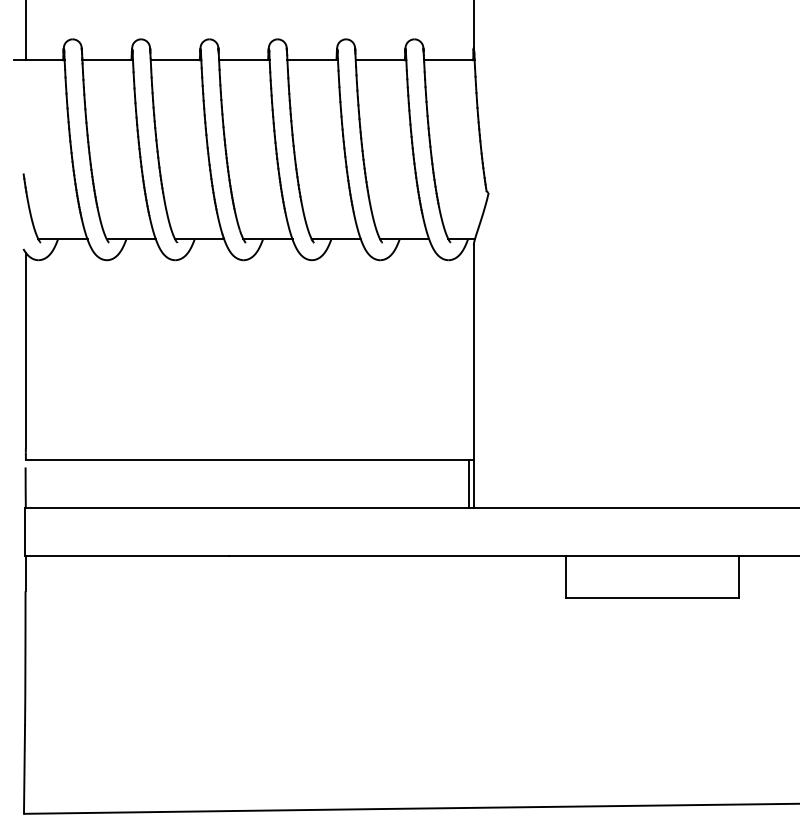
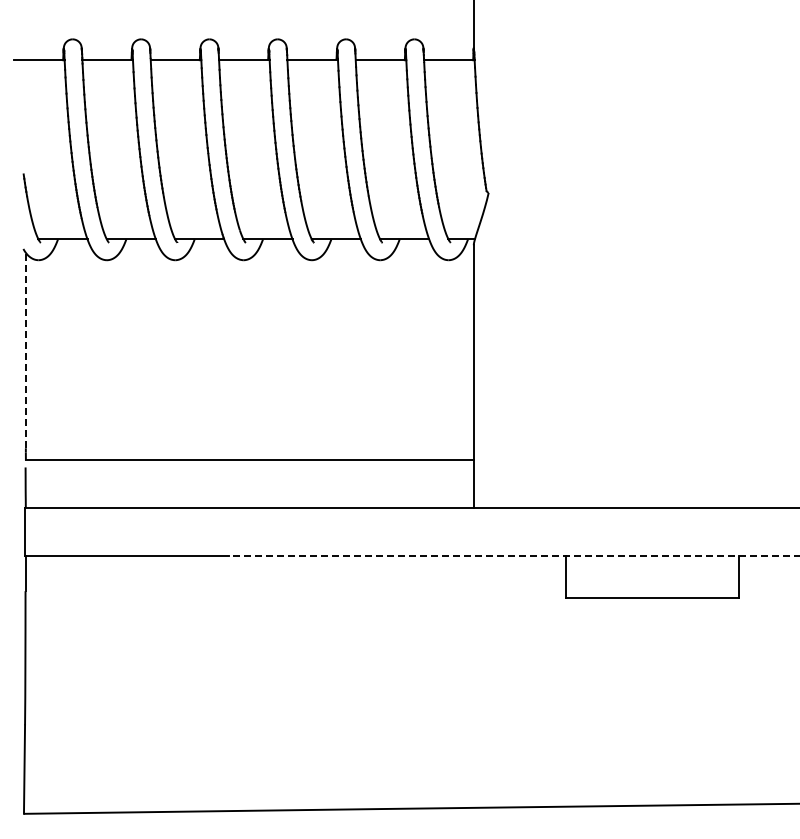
line: present -> none (25, 31)
line: solid -> dashed (25, 350)
line: present -> none (469, 483)
line: solid -> dashed (514, 555)
